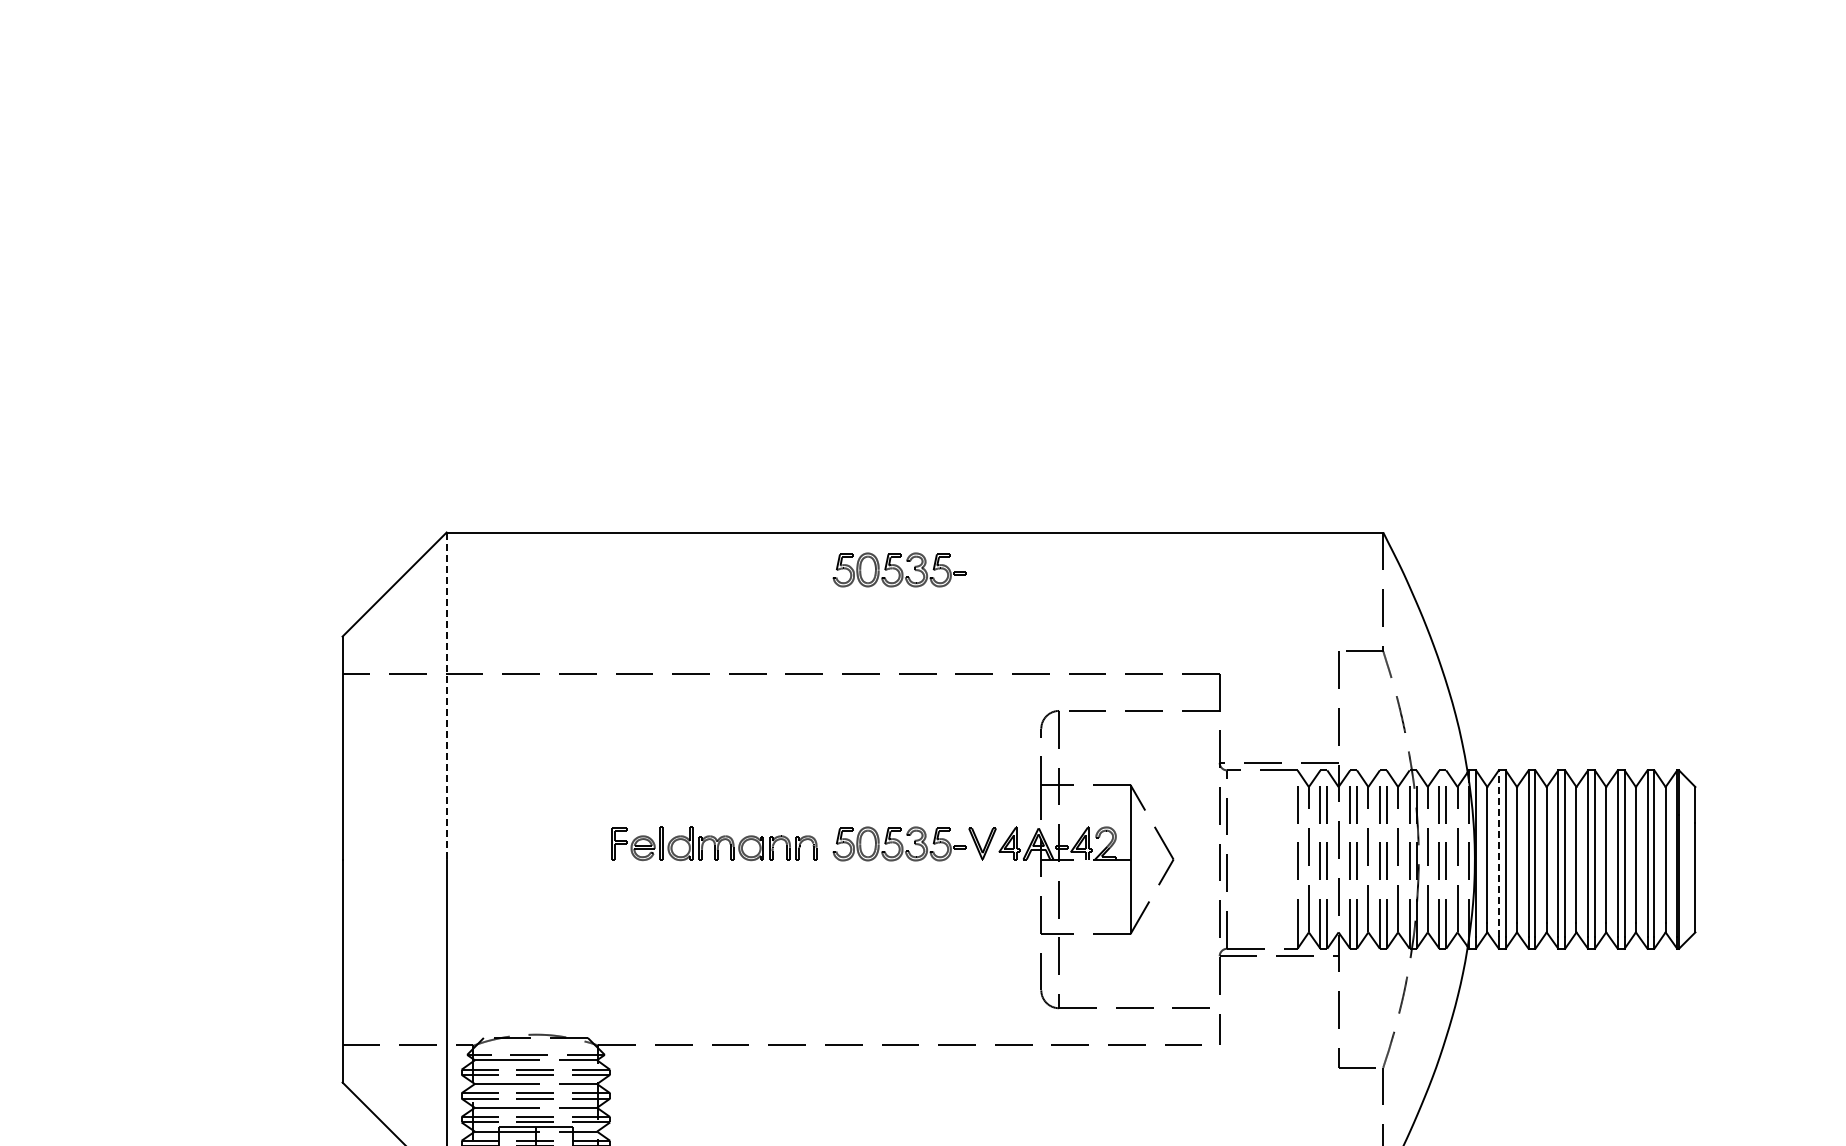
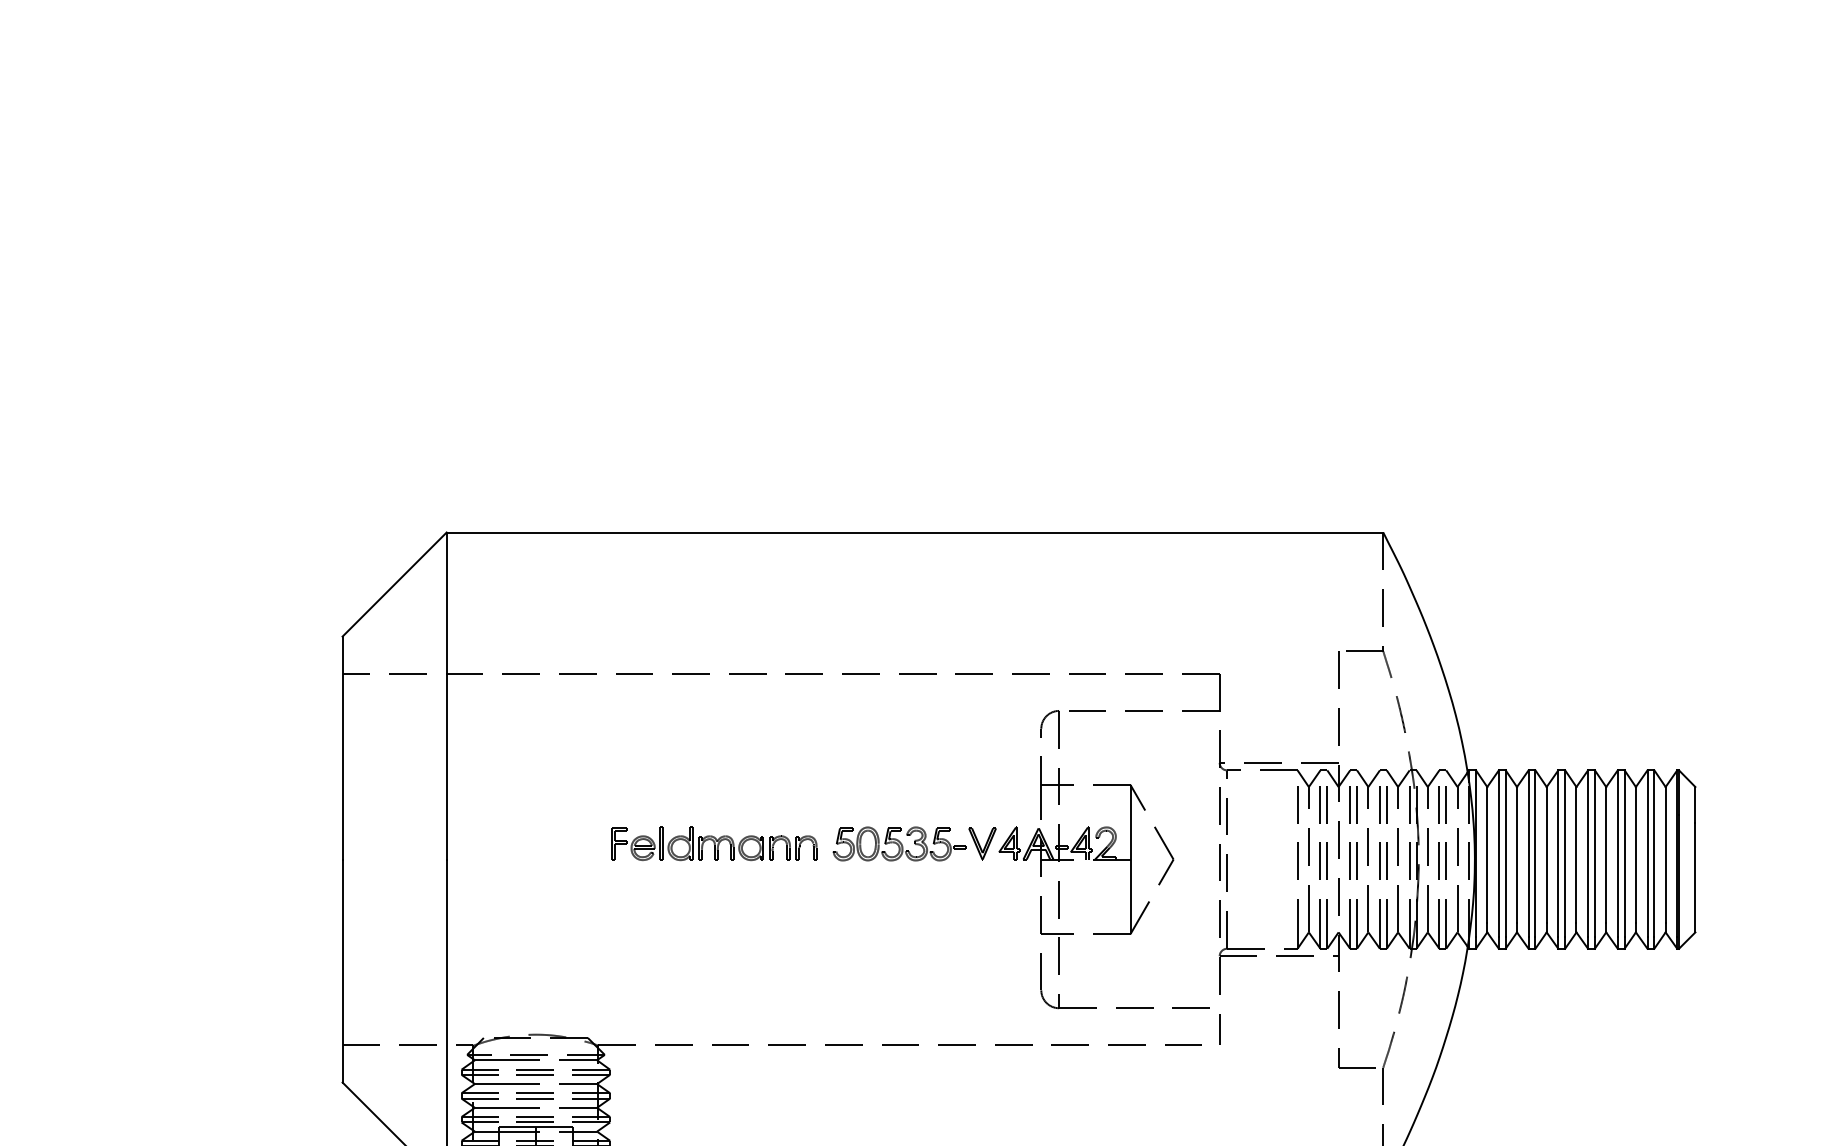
part: present -> none (899, 569)
line: dashed -> solid (446, 696)
line: dashed -> solid (1498, 853)
